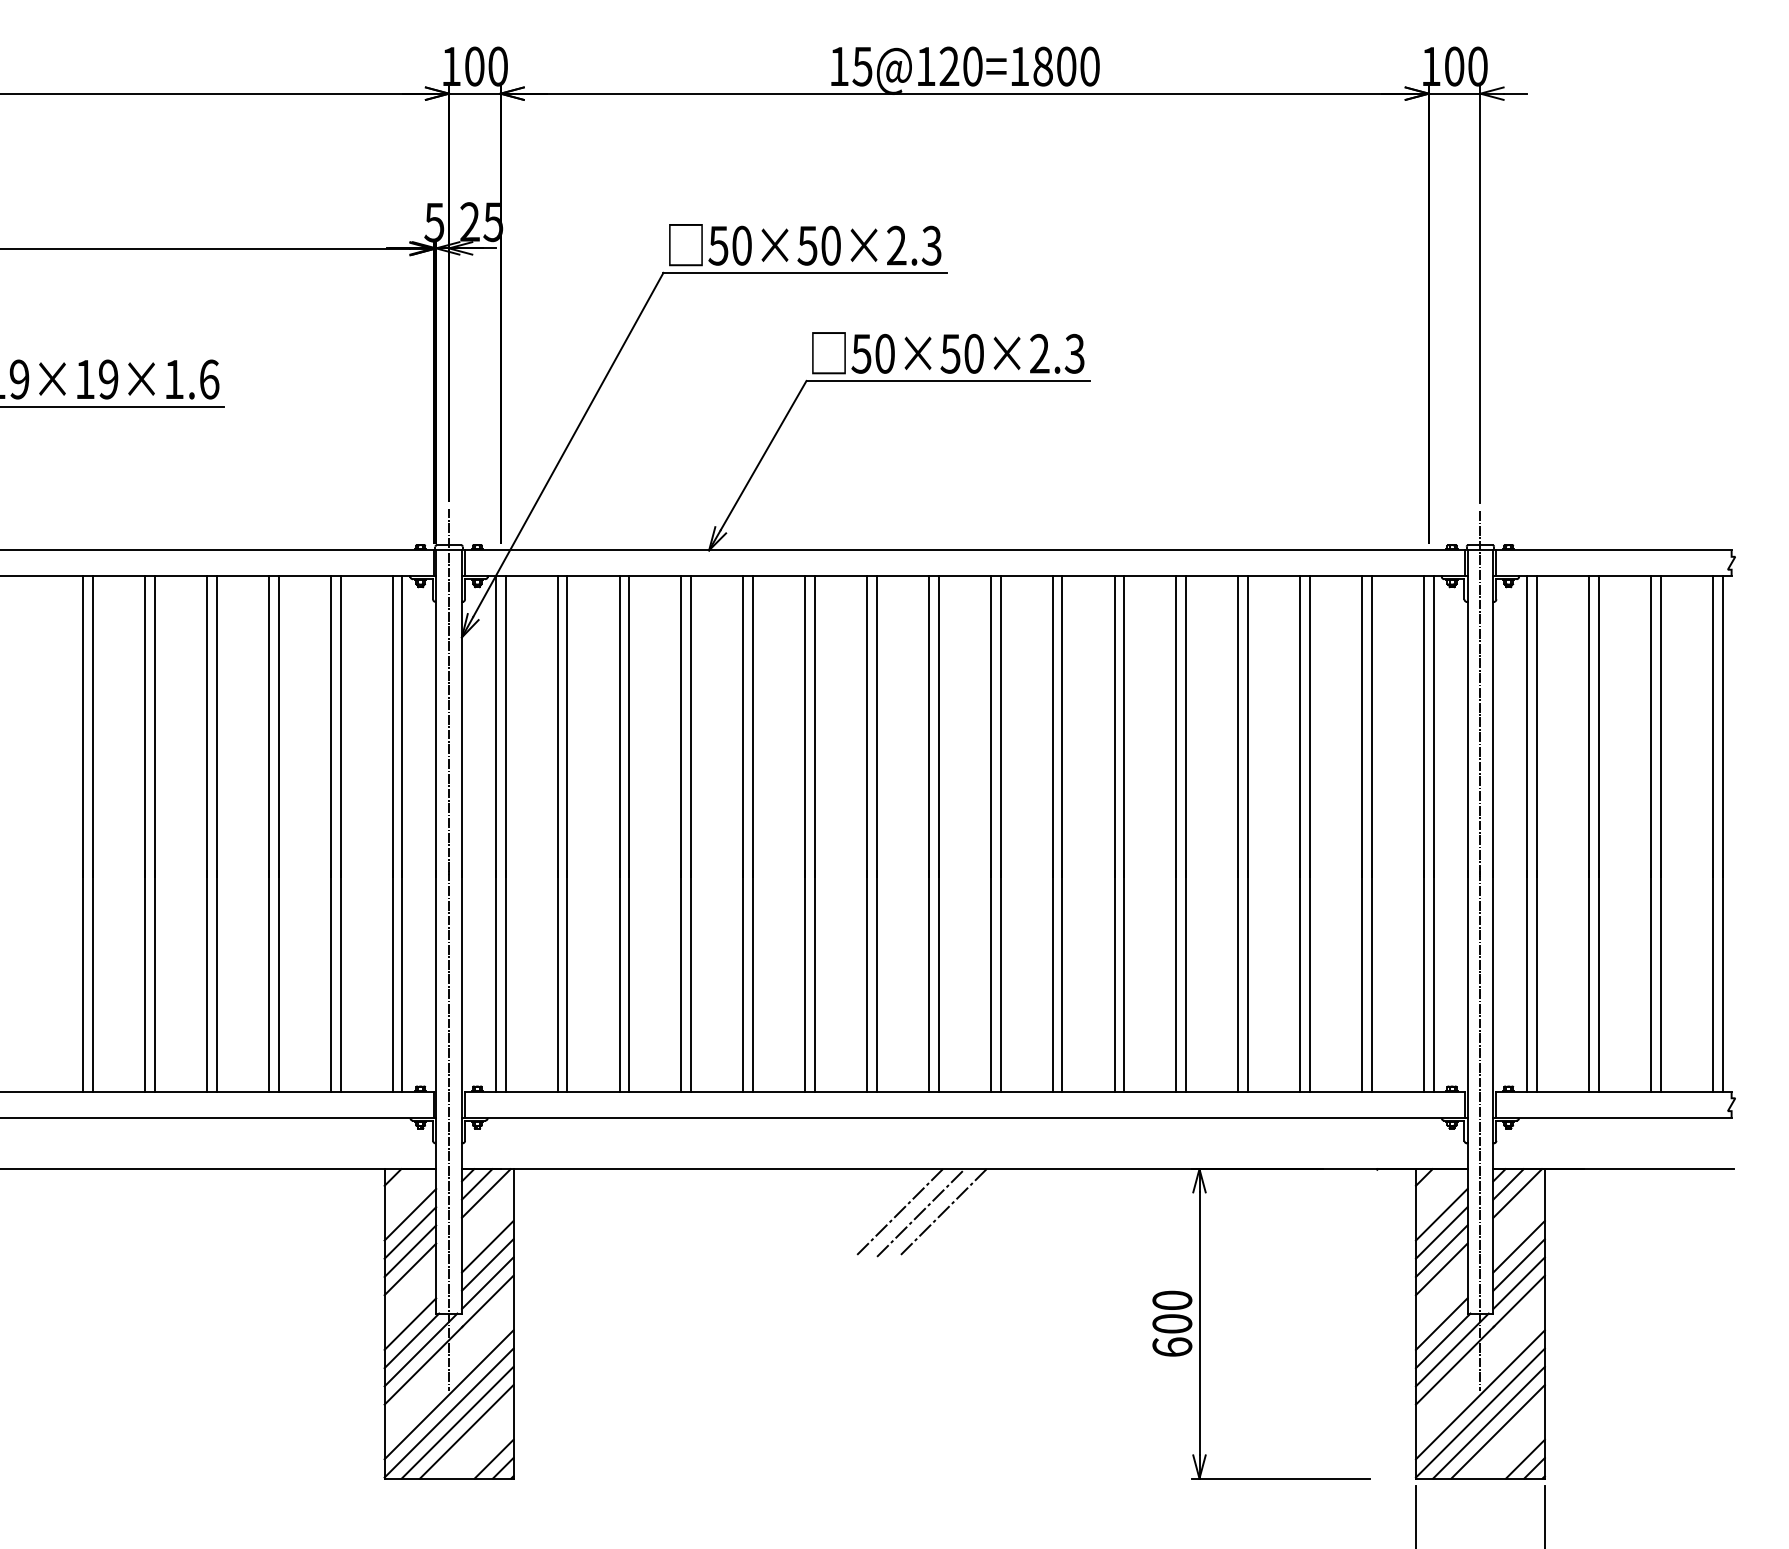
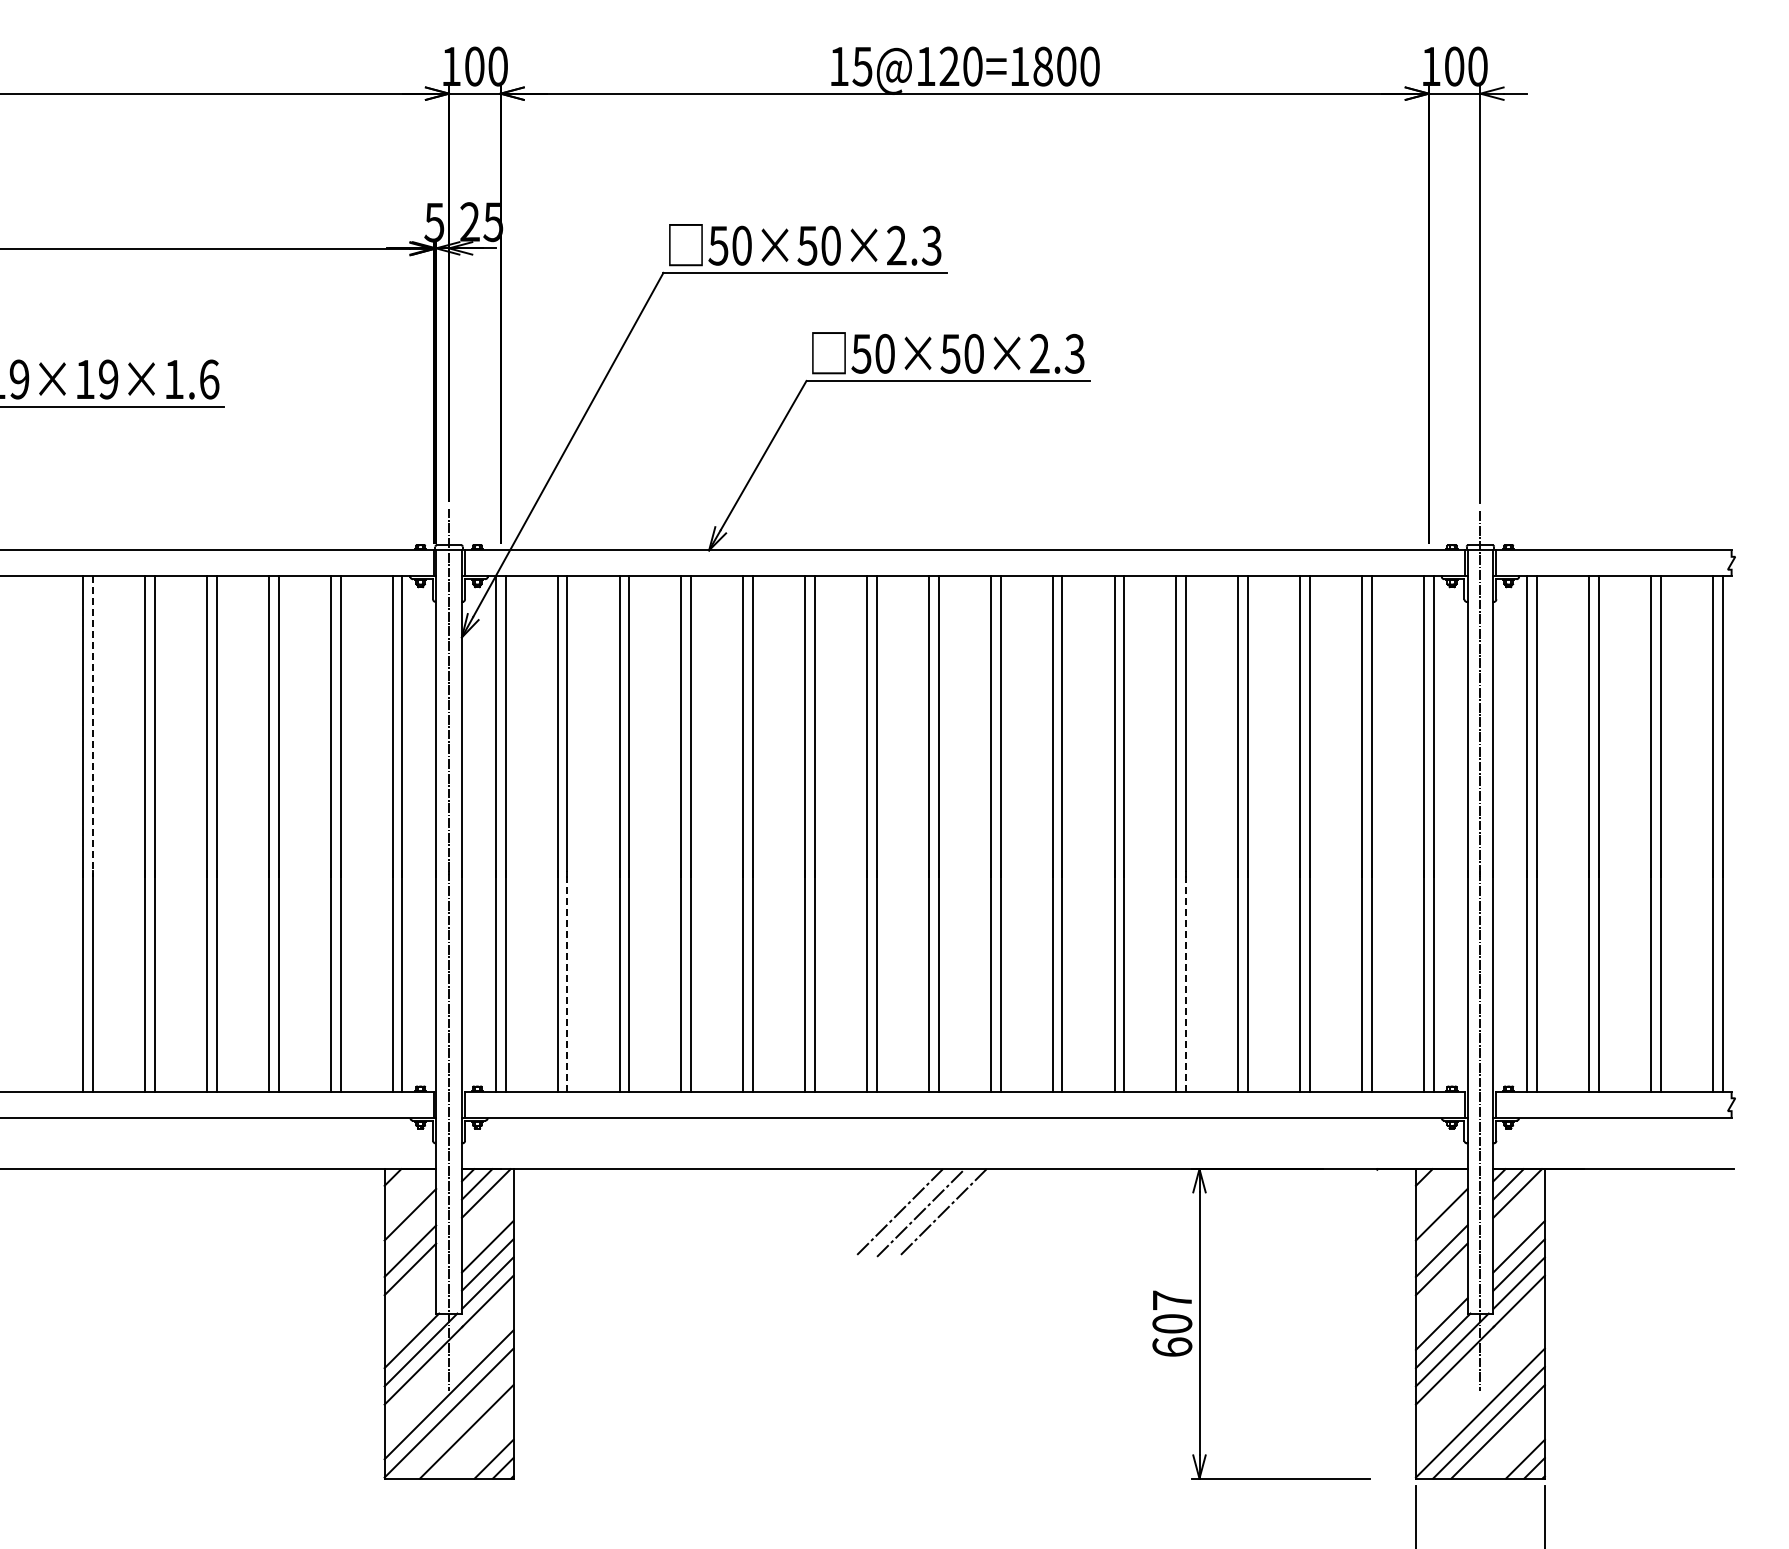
line: solid -> dashed (93, 726)
line: solid -> dashed (567, 981)
line: solid -> dashed (1186, 981)
line: present -> none (410, 1232)
line: present -> none (1441, 1232)
text: 600 -> 607 (1172, 1299)
line: present -> none (410, 1323)
line: present -> none (1479, 1394)
line: present -> none (457, 1422)
